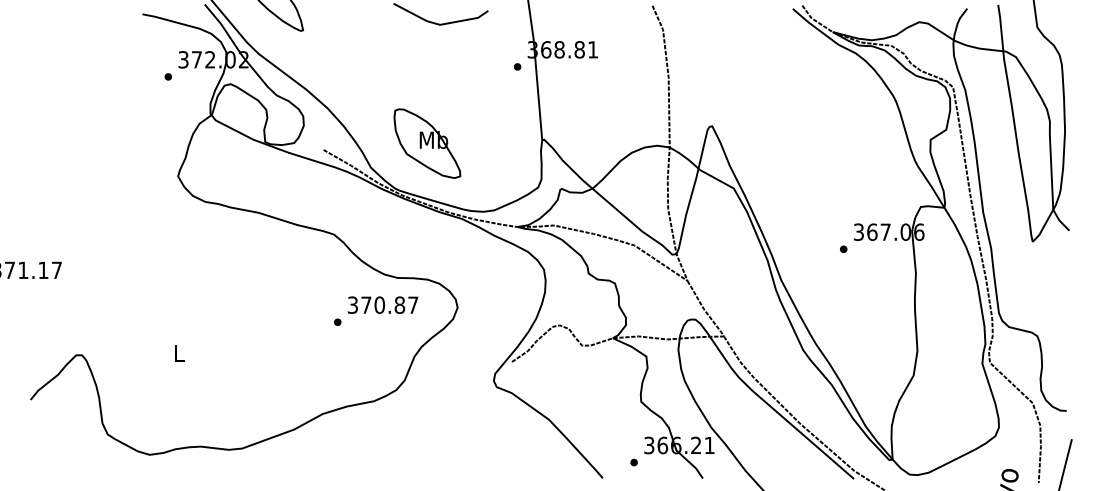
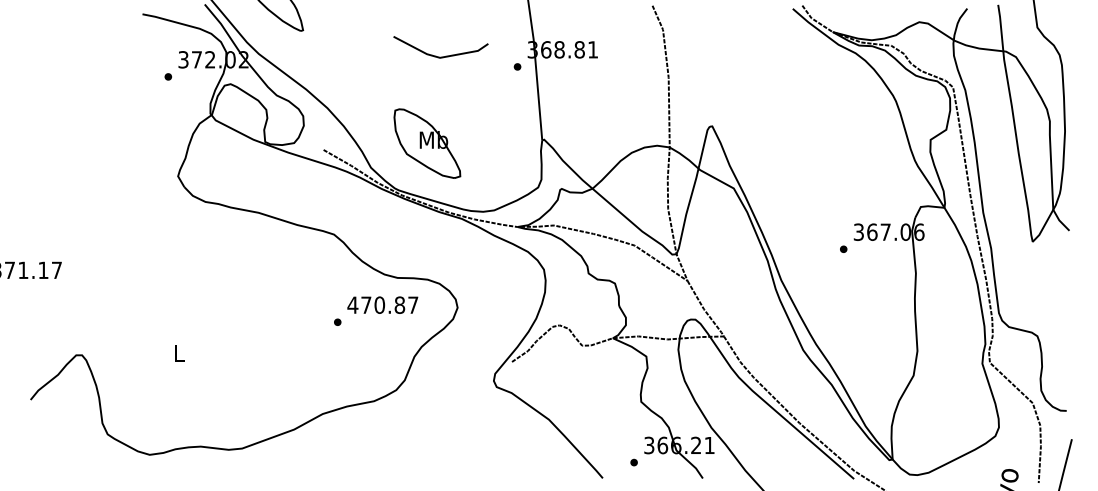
line position: (436, 22) -> (436, 55) (436, 55)
text: 370.87 -> 470.87 (352, 304)
